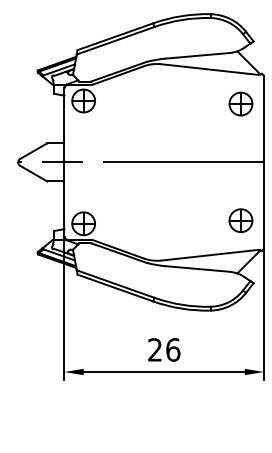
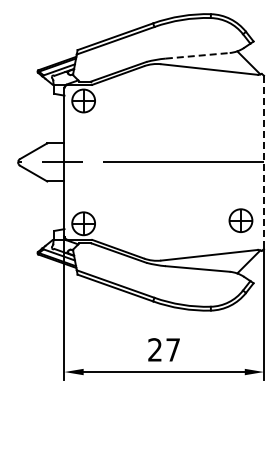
line: solid -> dashed (198, 55)
part: present -> none (240, 103)
line: solid -> dashed (263, 162)
text: 26 -> 27 (173, 349)
